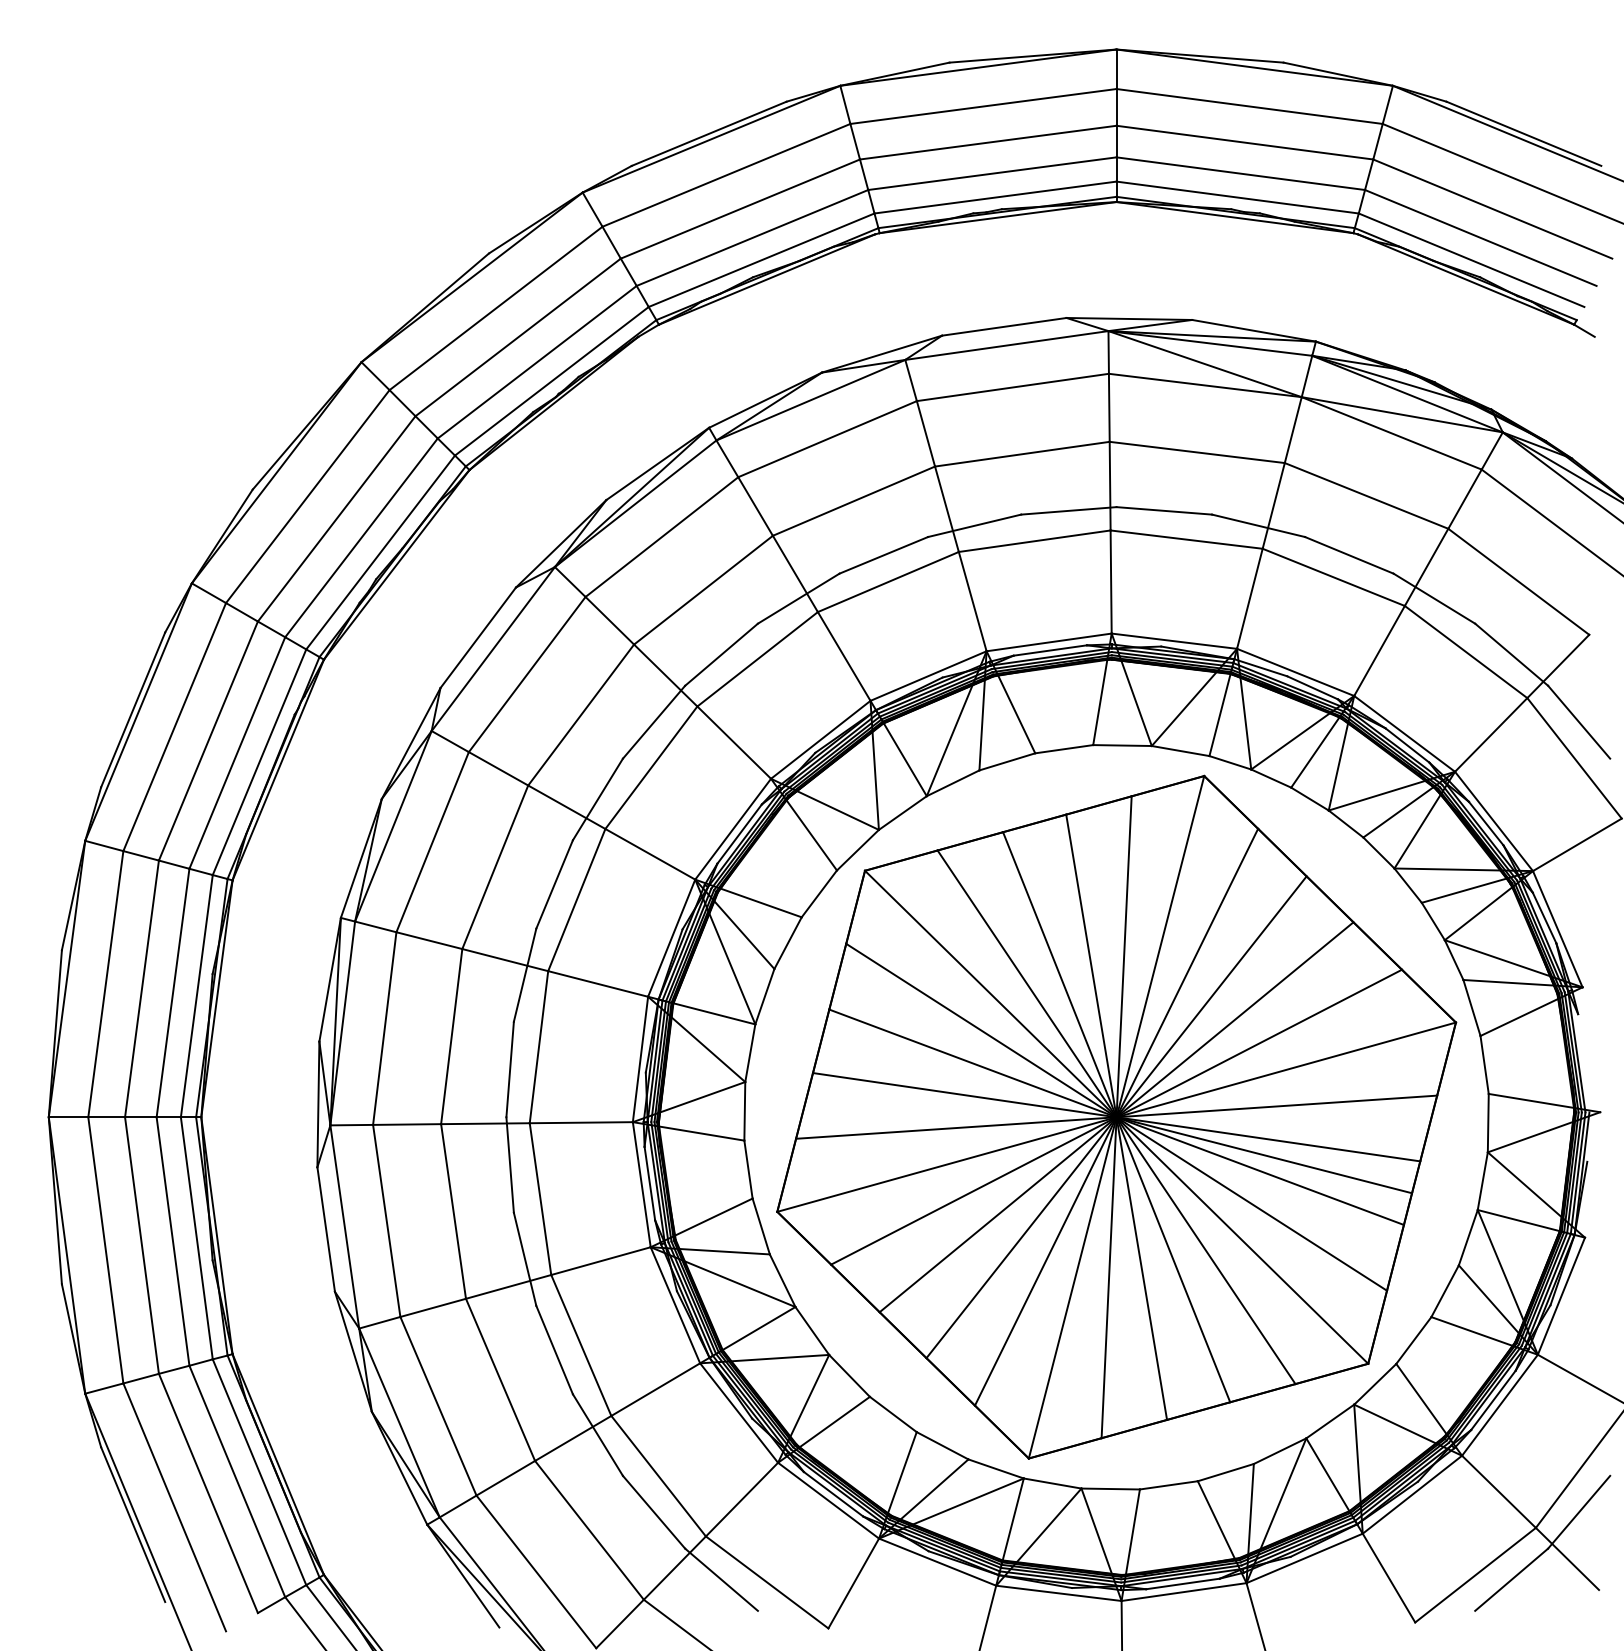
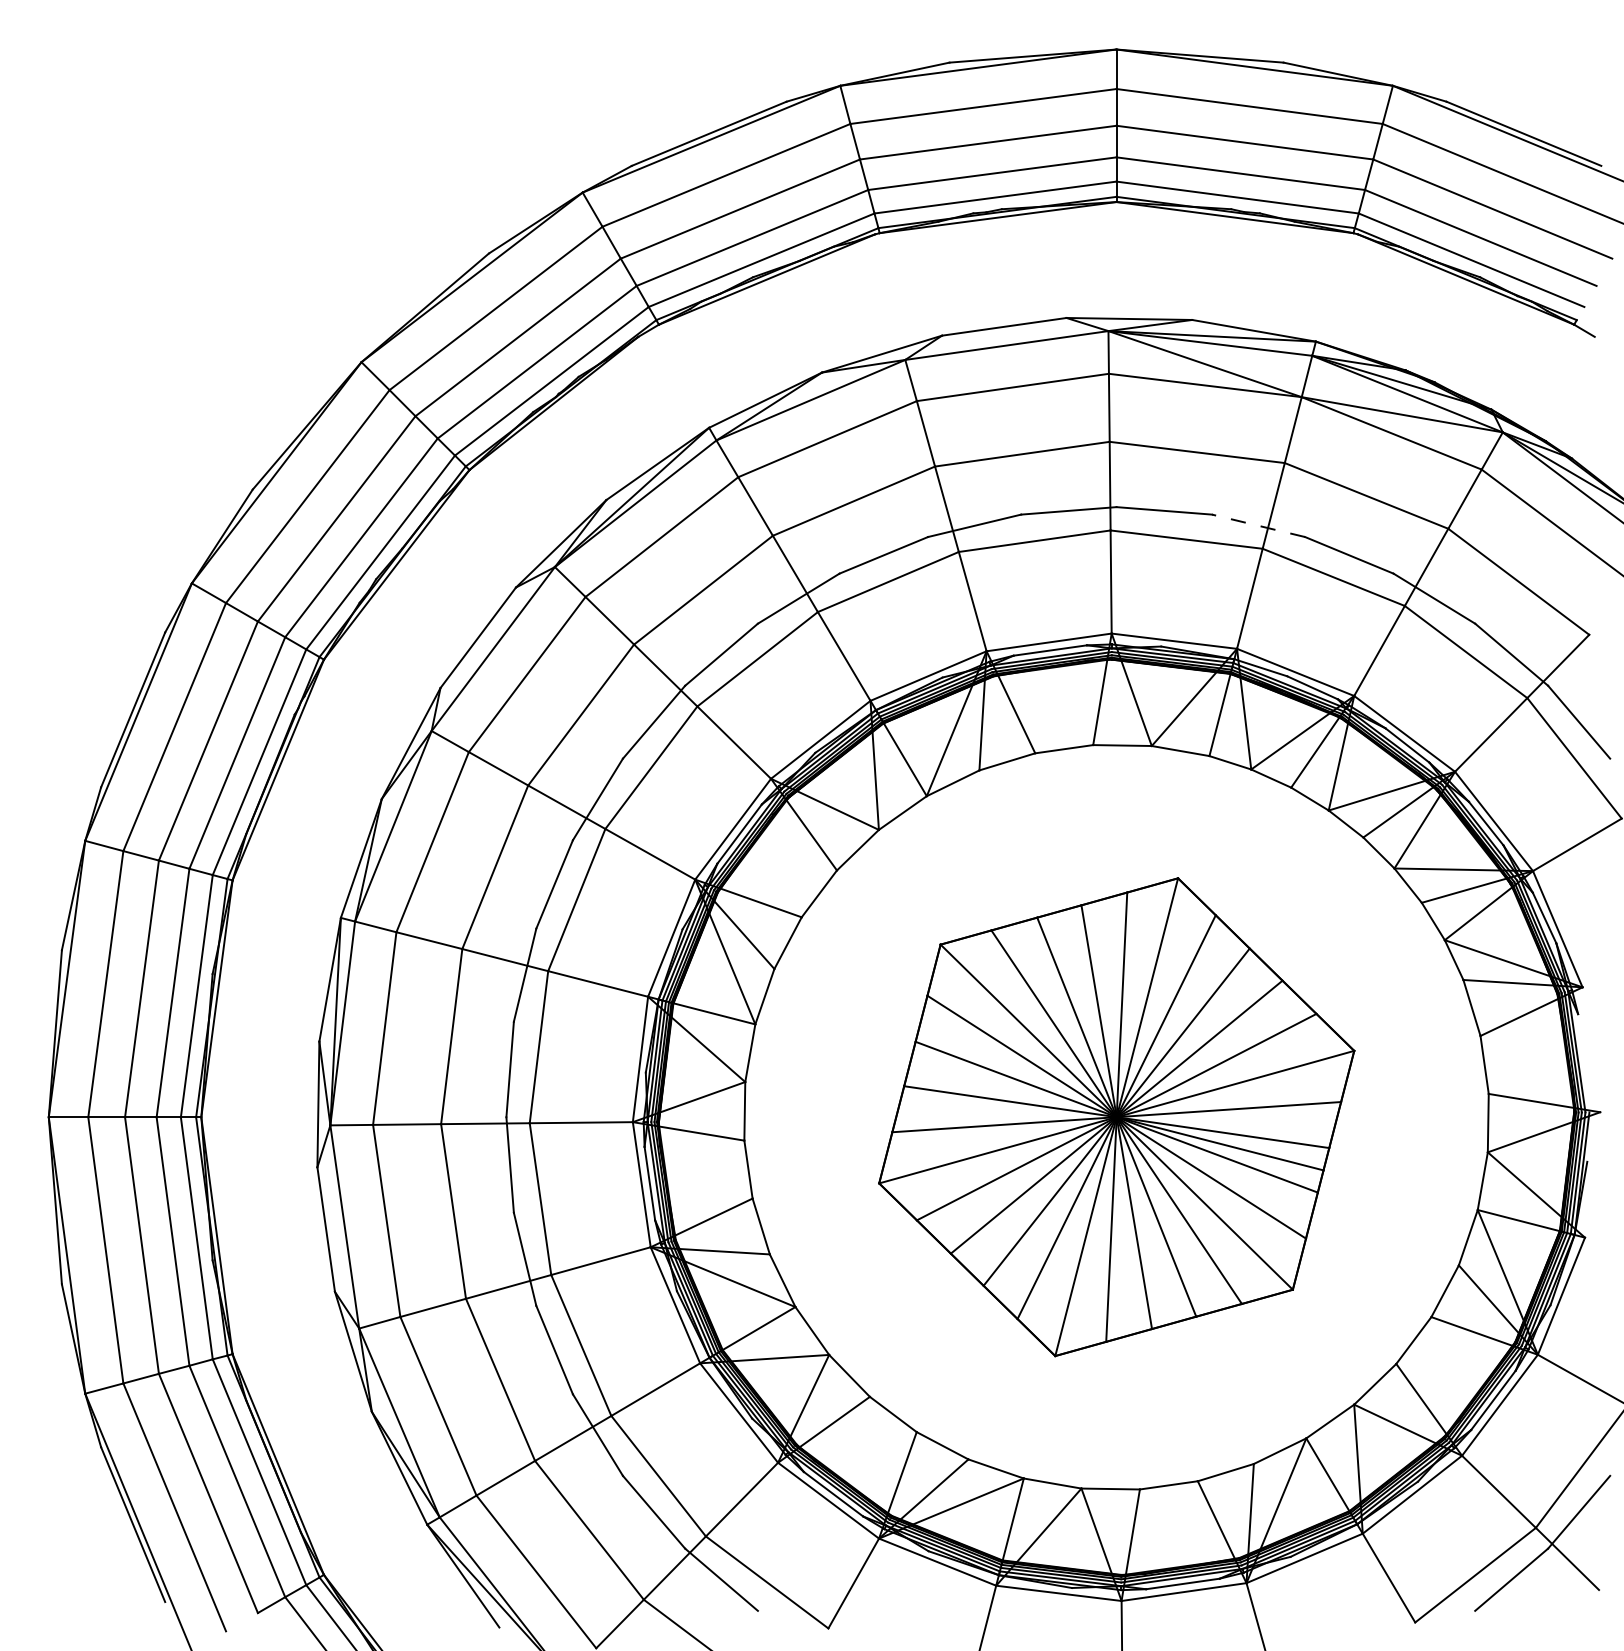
line: solid -> dashed (1258, 525)
part size: 682x686 px -> 478x481 px (1116, 1117)
